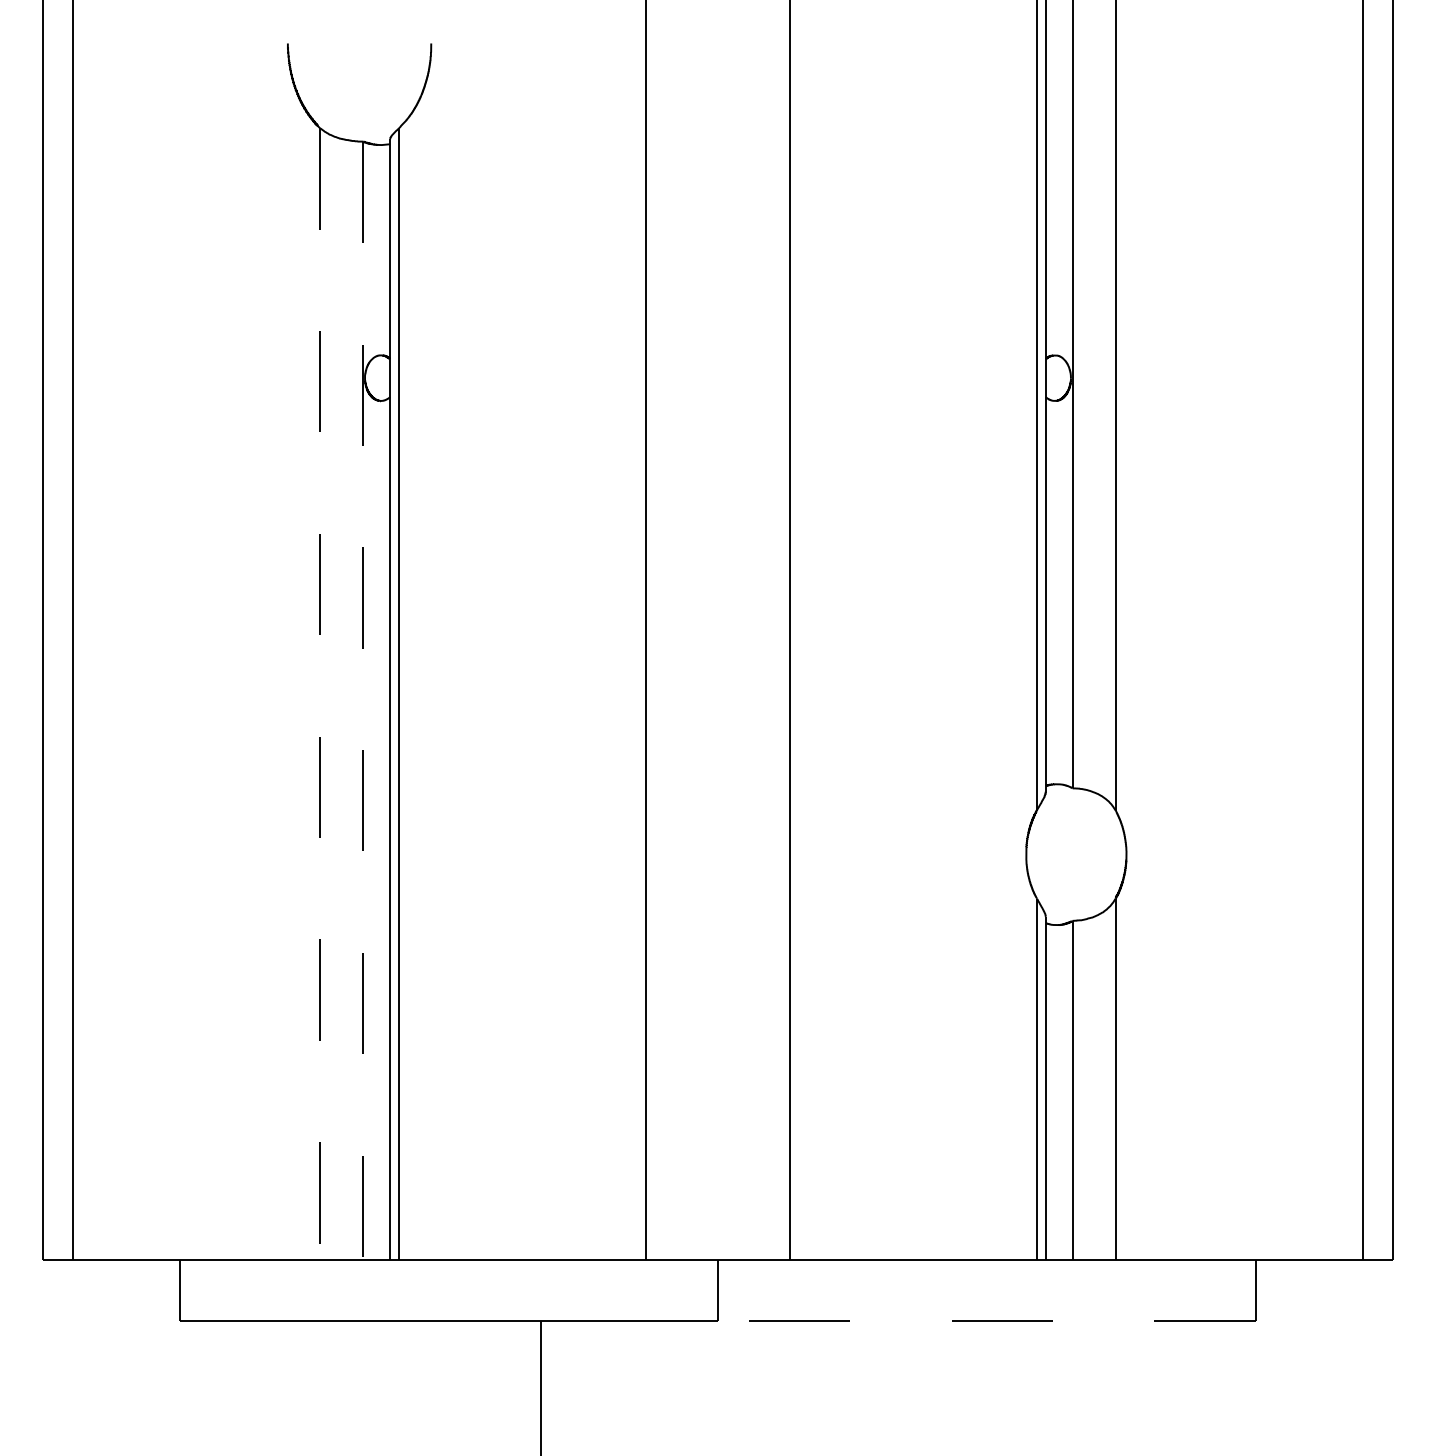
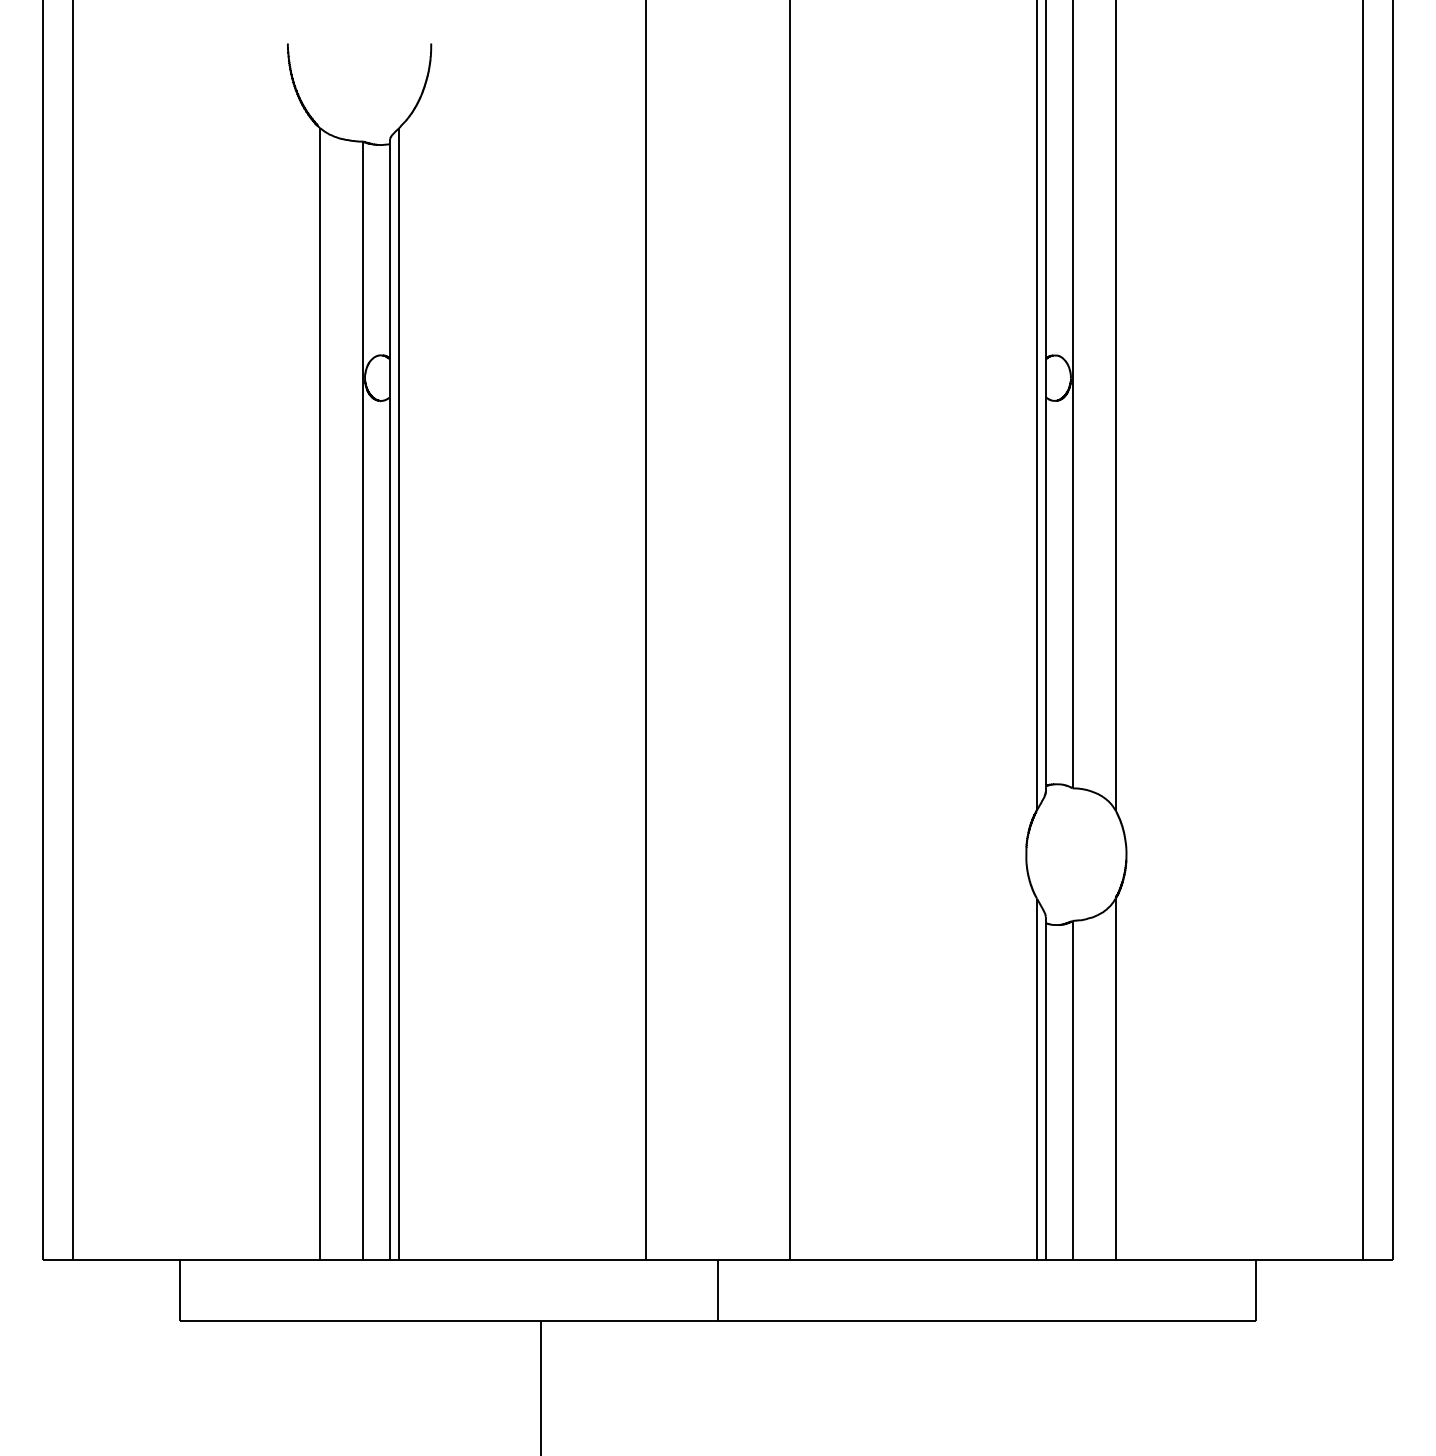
line: dashed -> solid (320, 694)
line: dashed -> solid (363, 701)
line: dashed -> solid (986, 1321)
